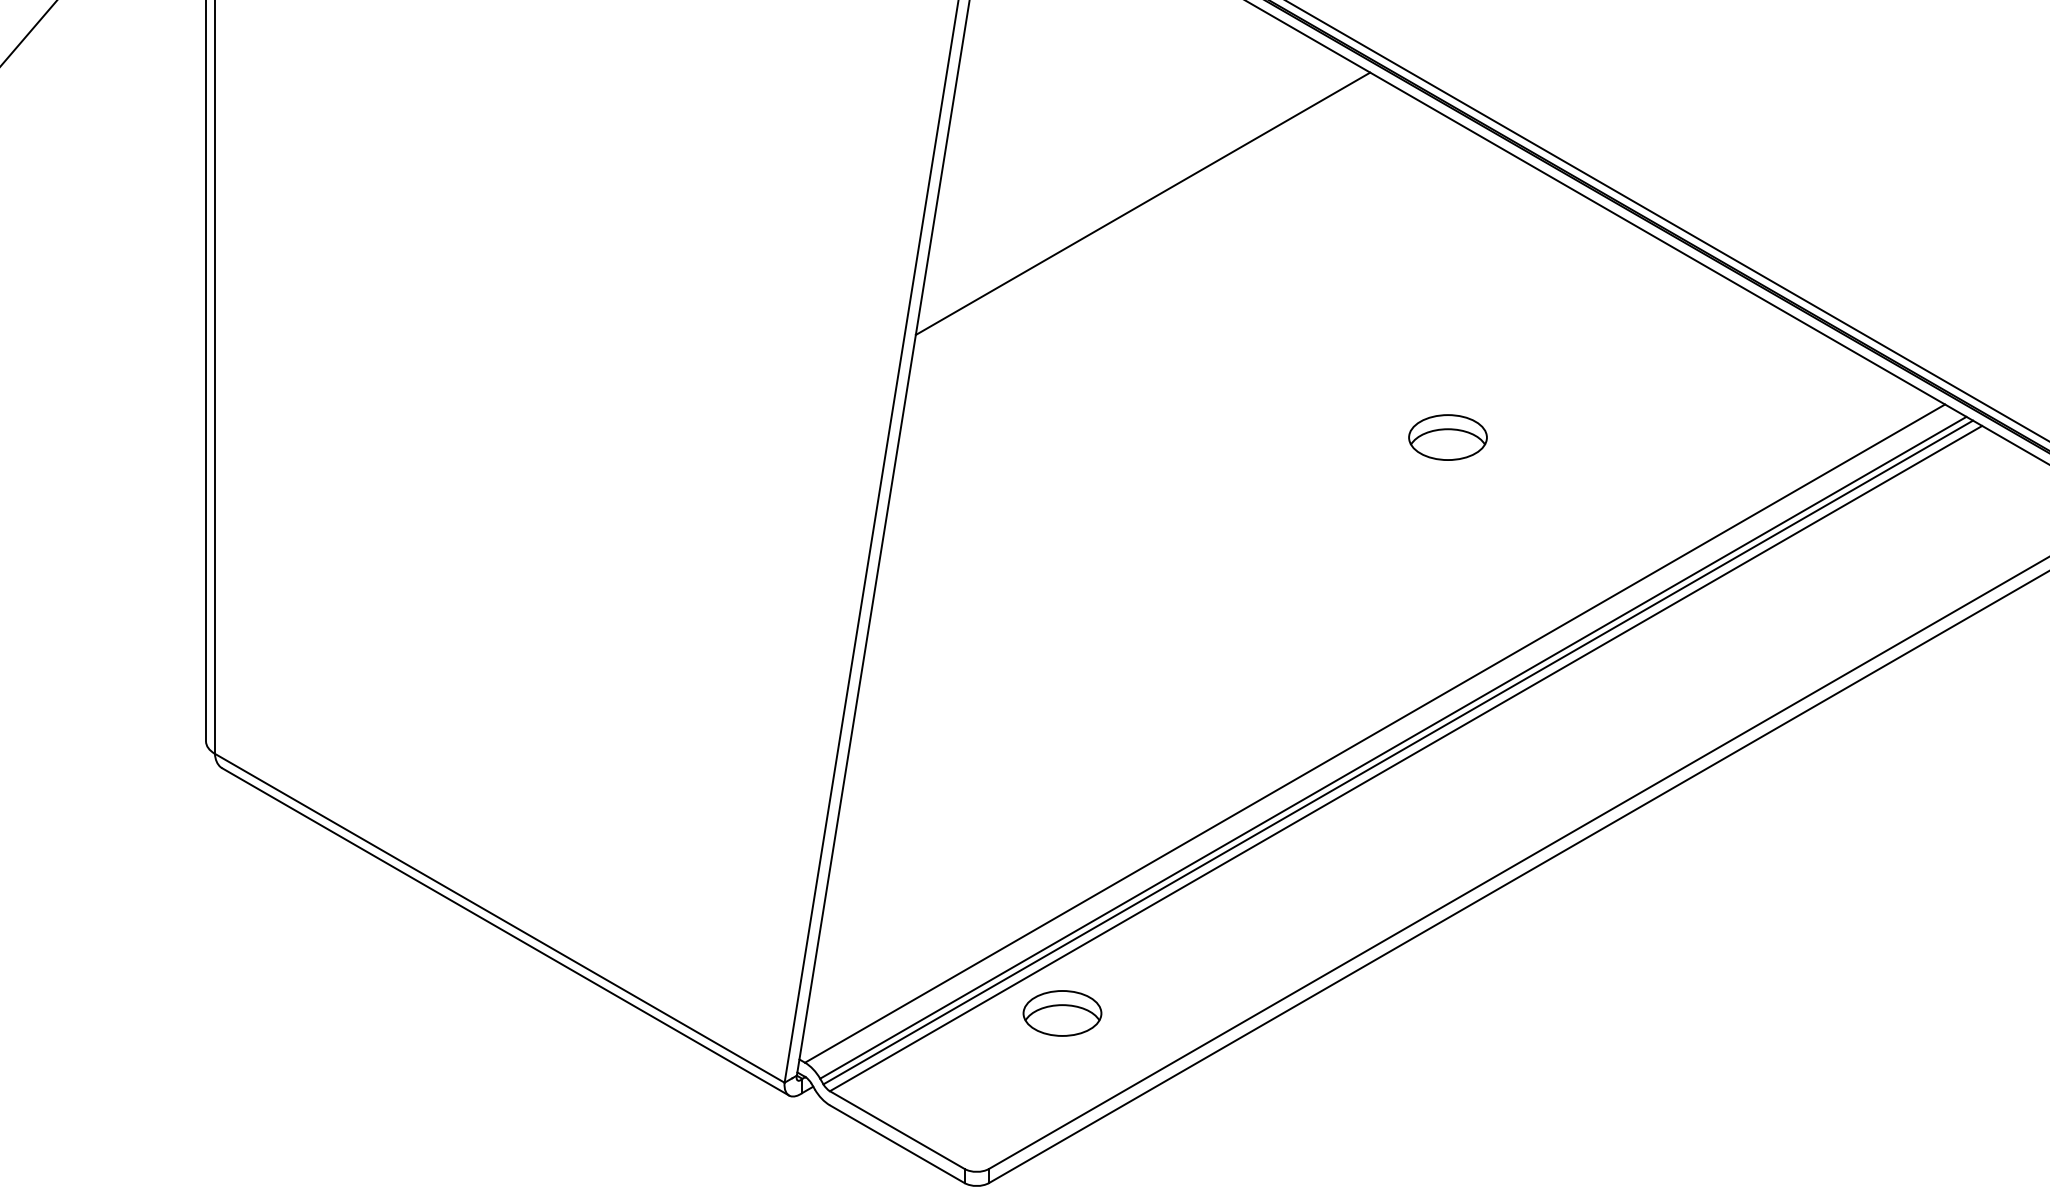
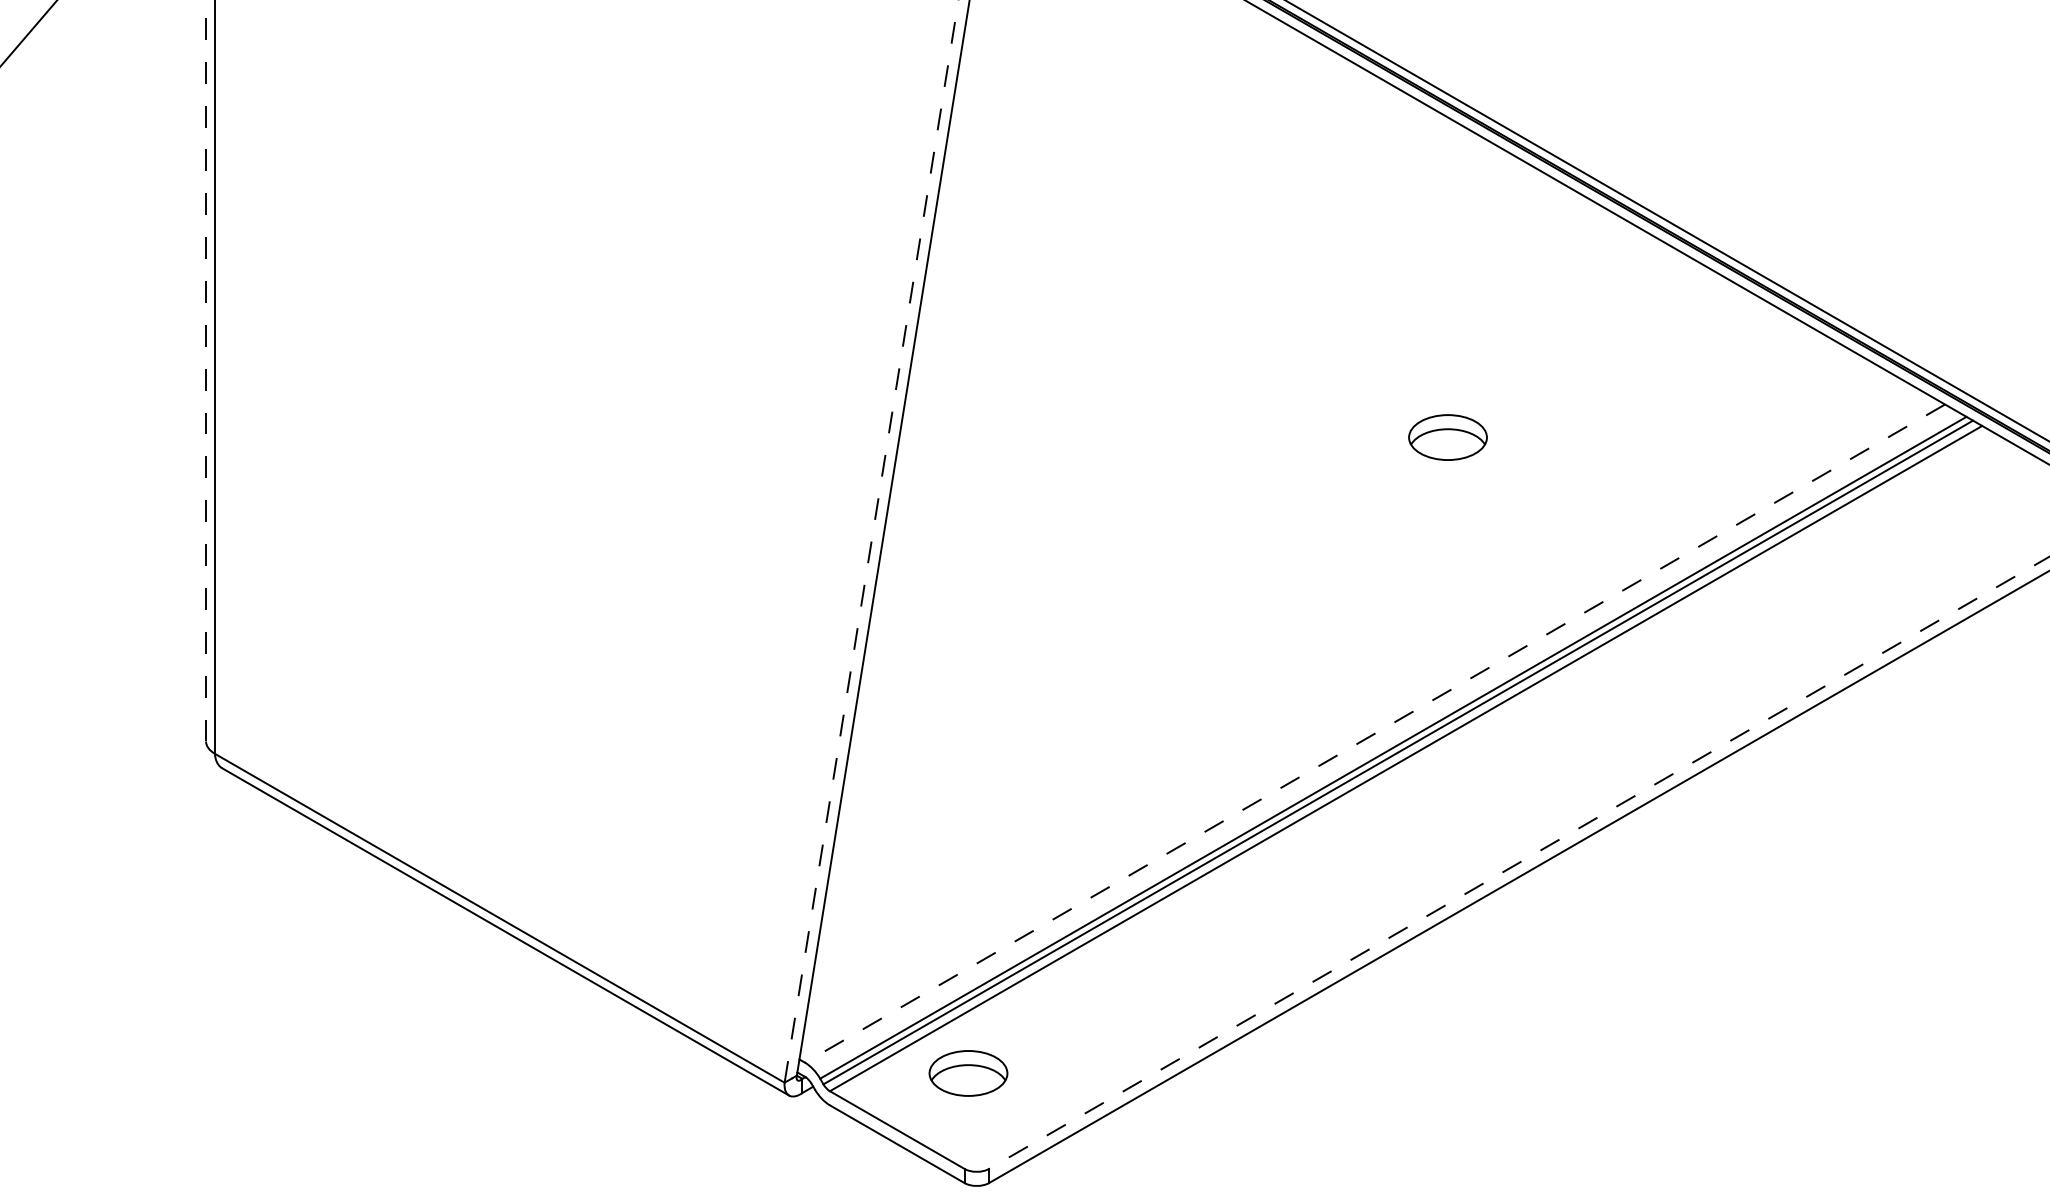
line: present -> none (1142, 203)
line: solid -> dashed (206, 370)
line: solid -> dashed (871, 541)
line: solid -> dashed (1374, 733)
line: solid -> dashed (1518, 863)
part position: (1062, 1013) -> (968, 1073) (968, 1073)
